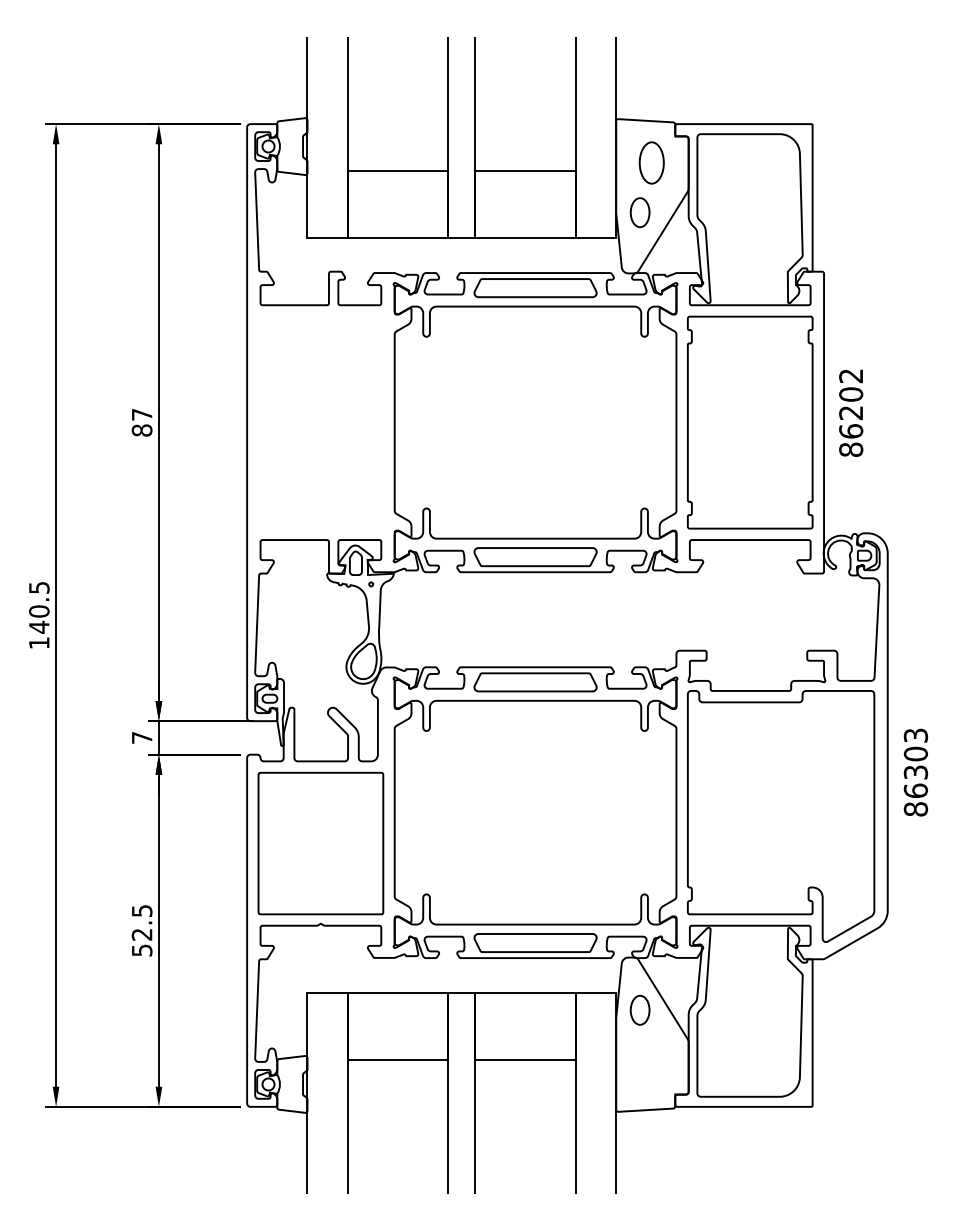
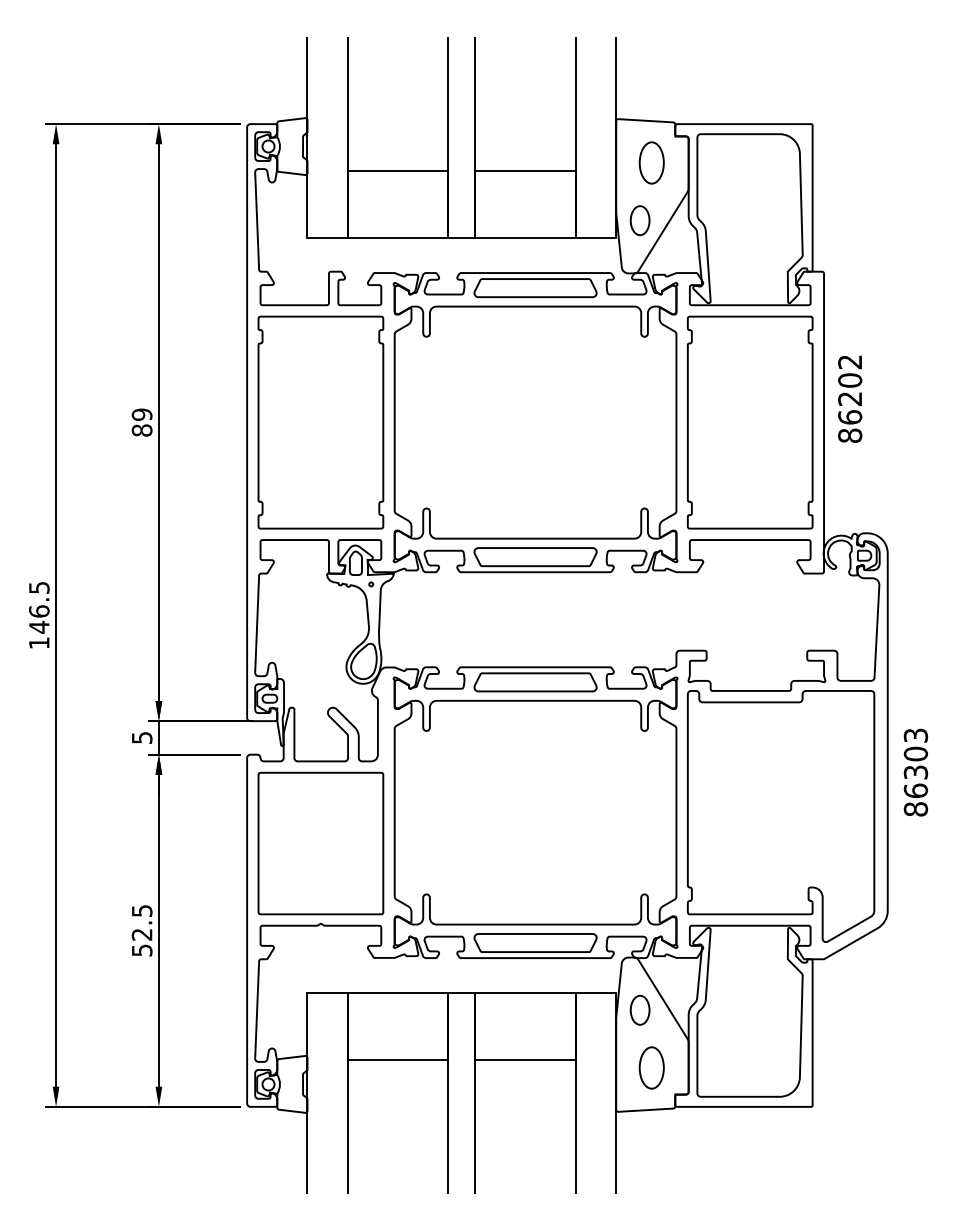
part position: (639, 212) -> (639, 220) (639, 220)
text position: (851, 412) -> (850, 398) (850, 398)
text: 87 -> 89 (141, 414)
part: none -> present (320, 422)
text: 140.5 -> 146.5 (39, 611)
text: 7 -> 5 (142, 737)
part: none -> present (651, 1067)
